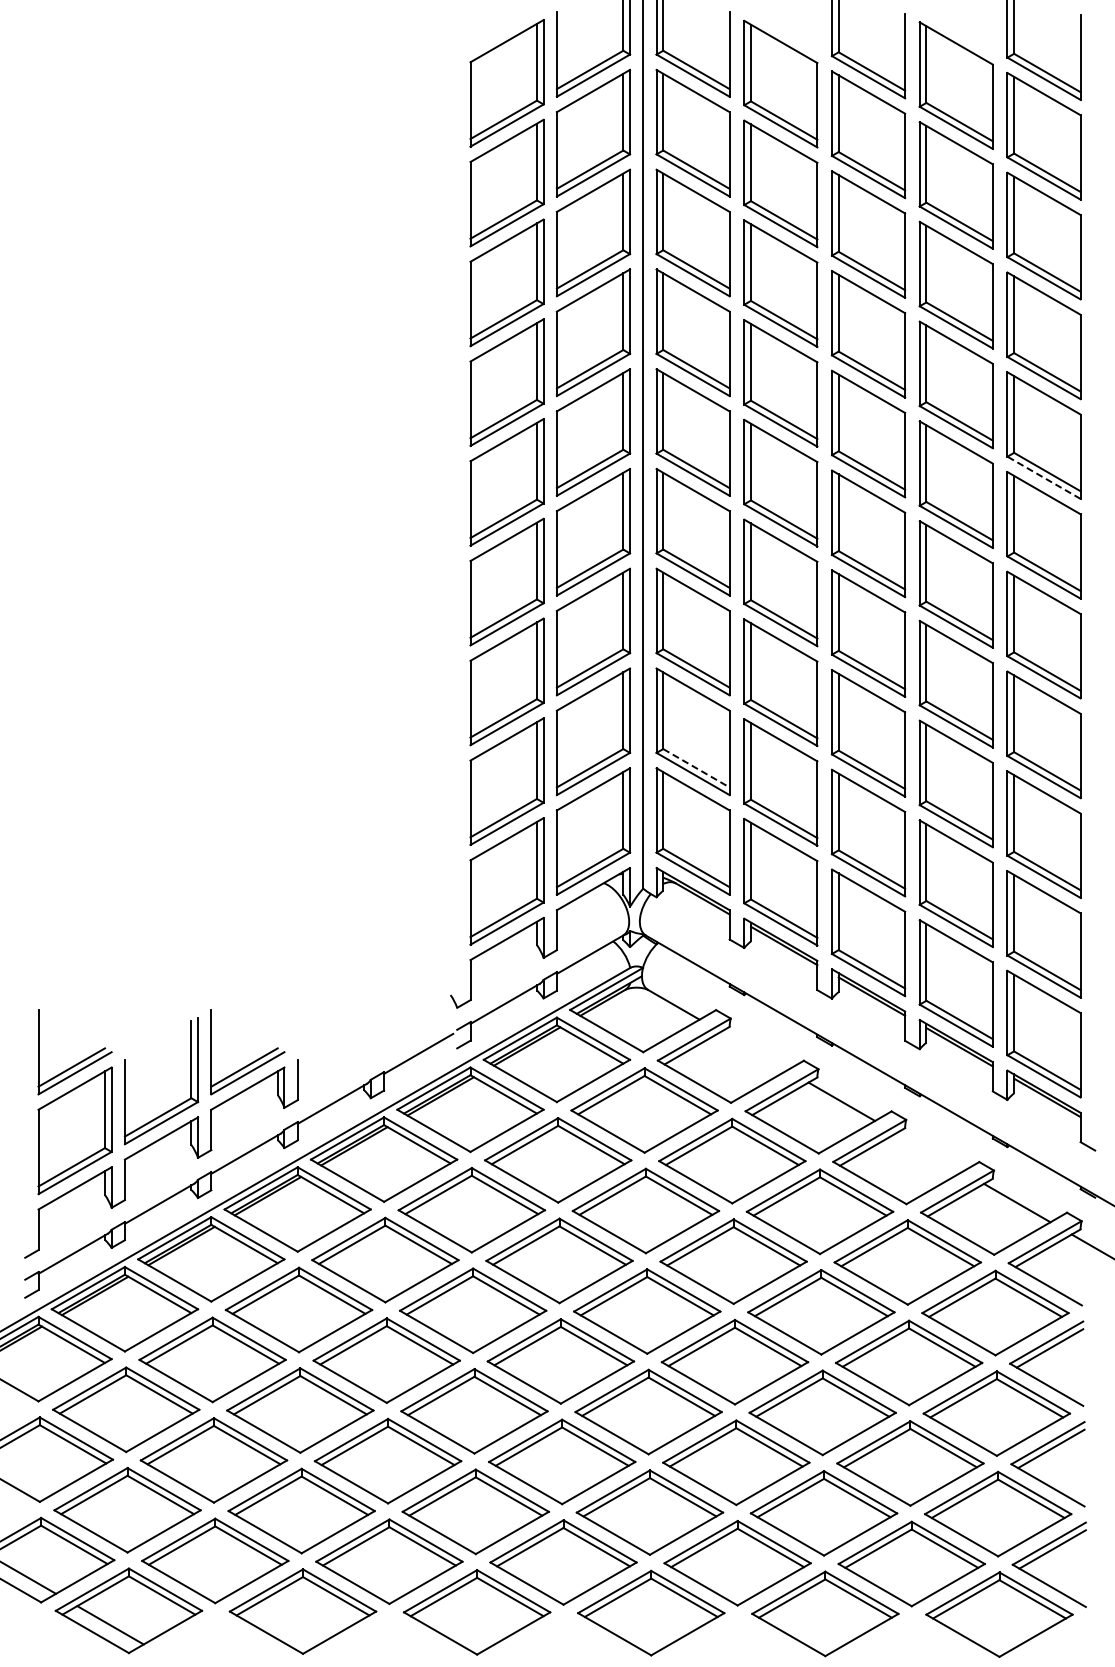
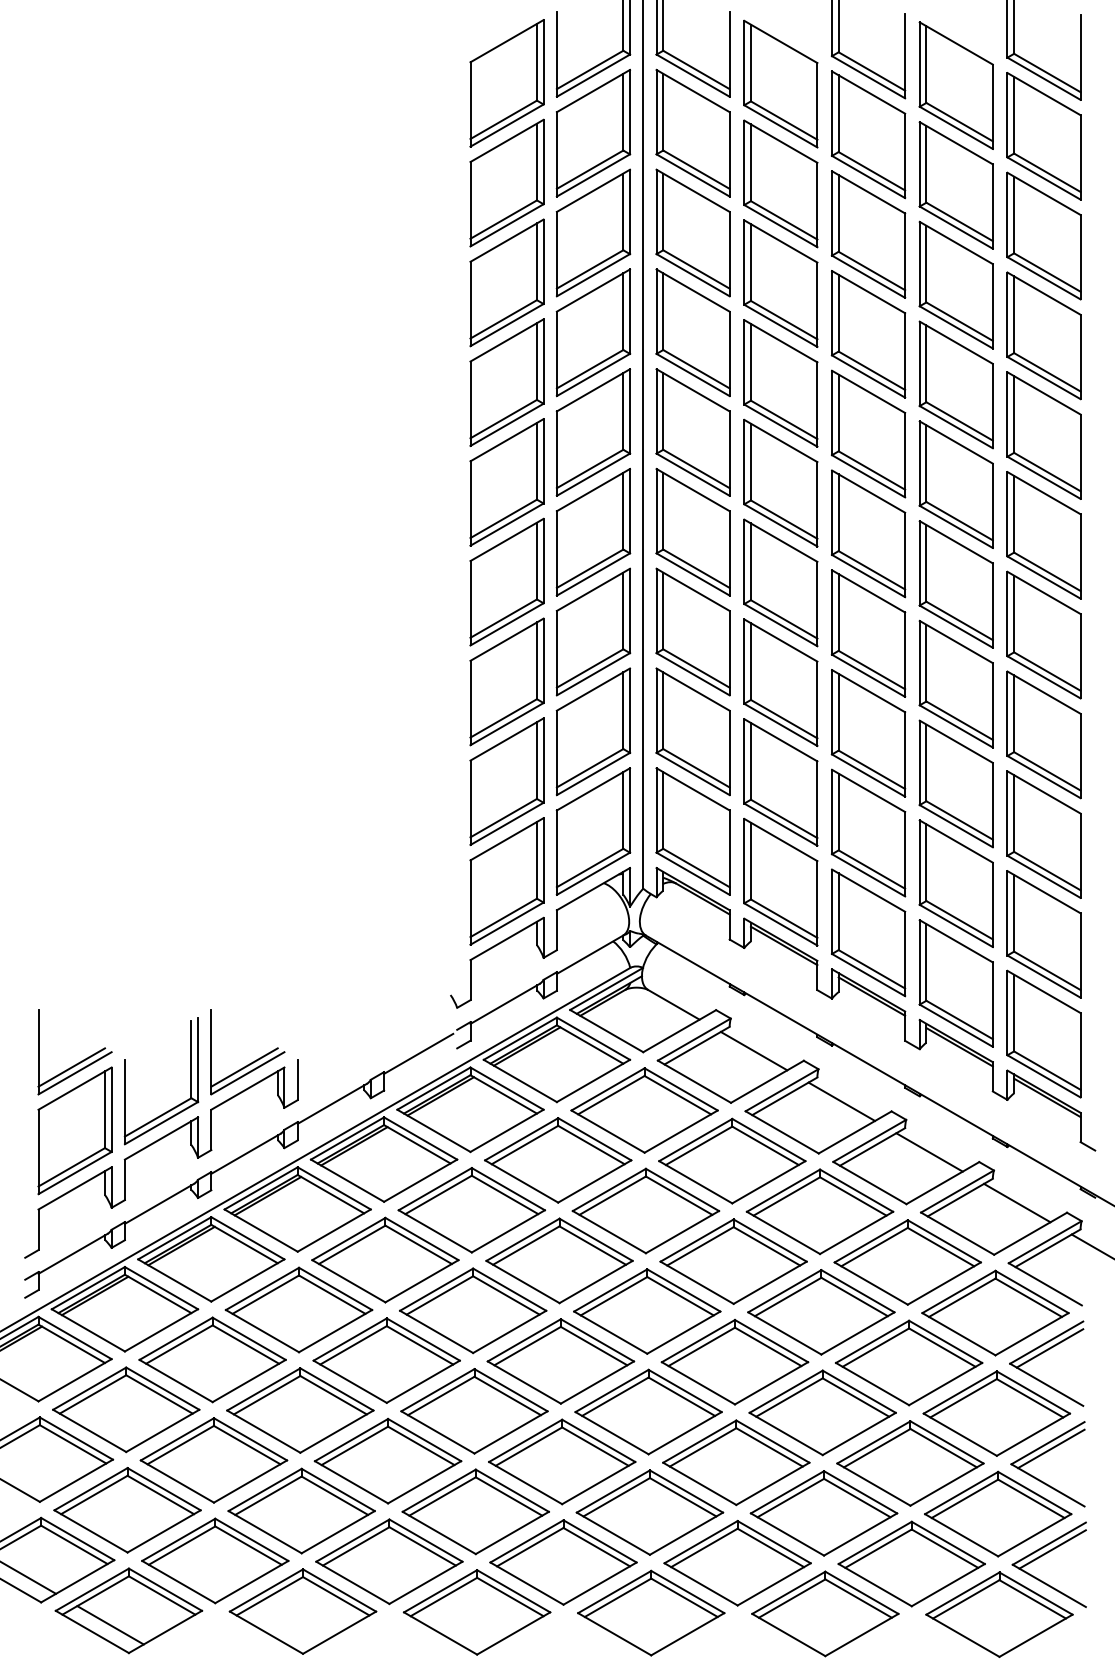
line: dashed -> solid (1043, 477)
line: dashed -> solid (696, 768)
line: none -> present (753, 1050)
line: none -> present (929, 1152)
